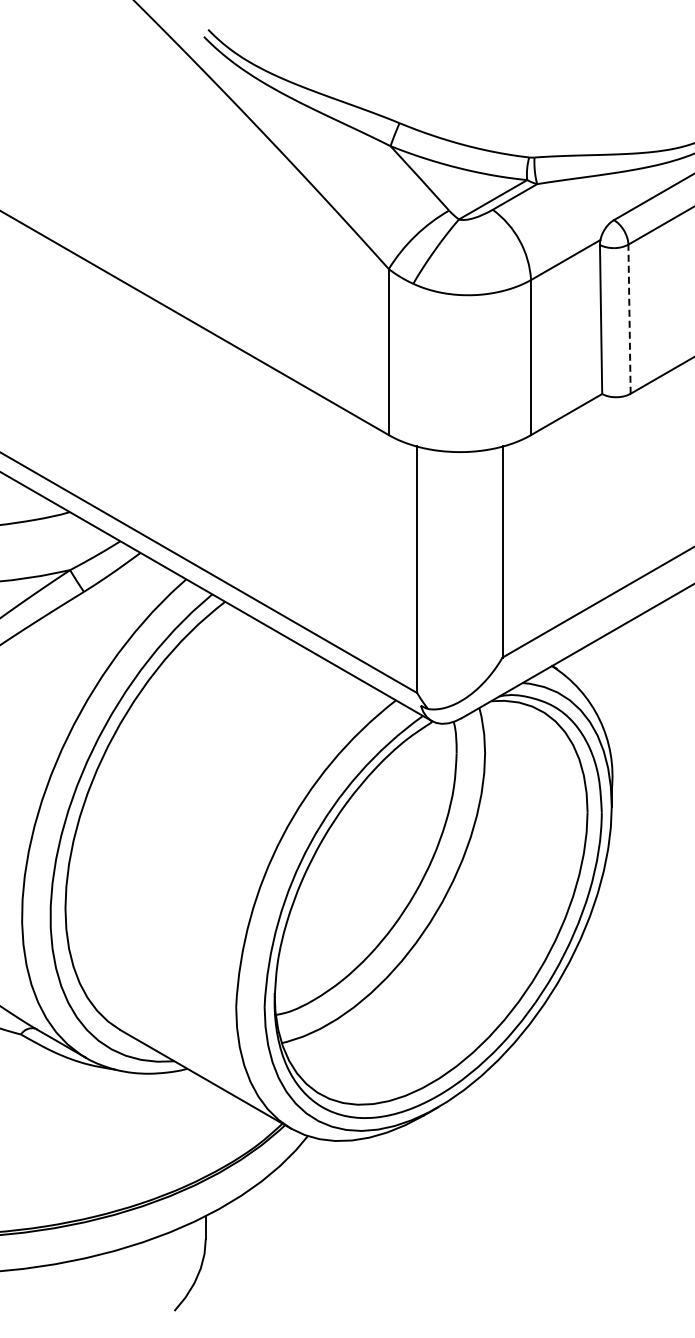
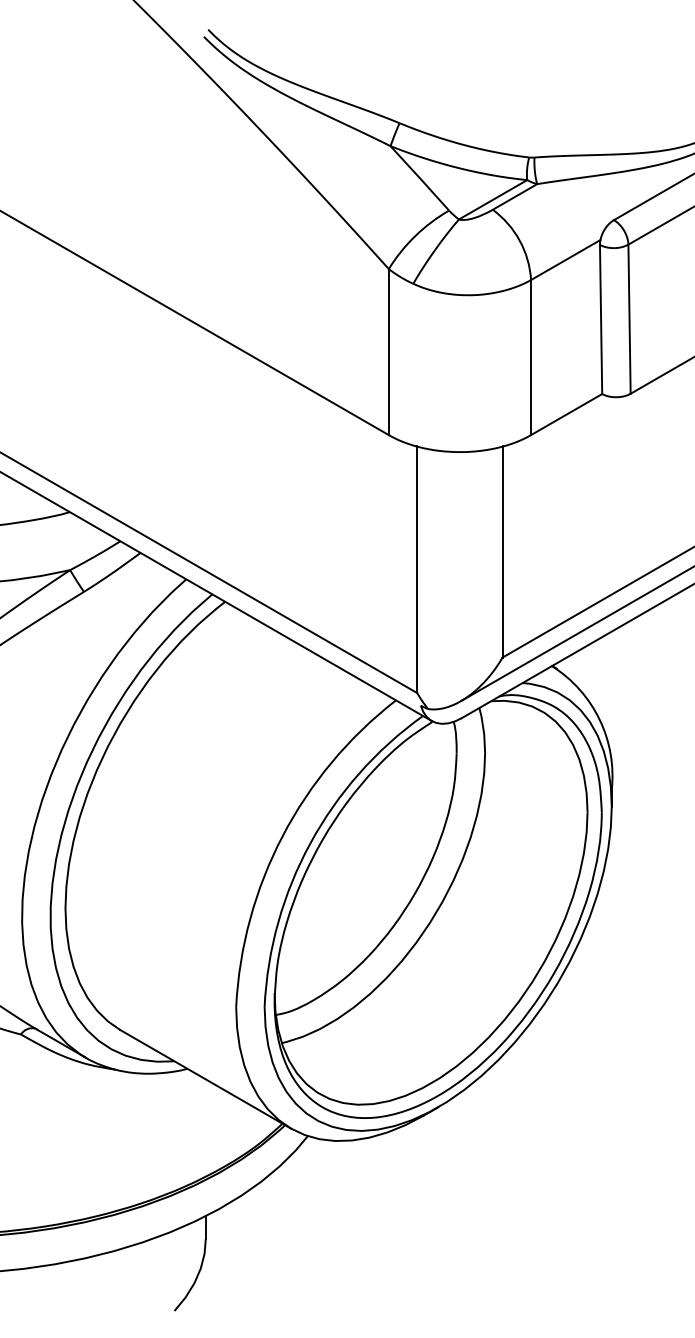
line: dashed -> solid (629, 319)
line: none -> present (576, 633)
